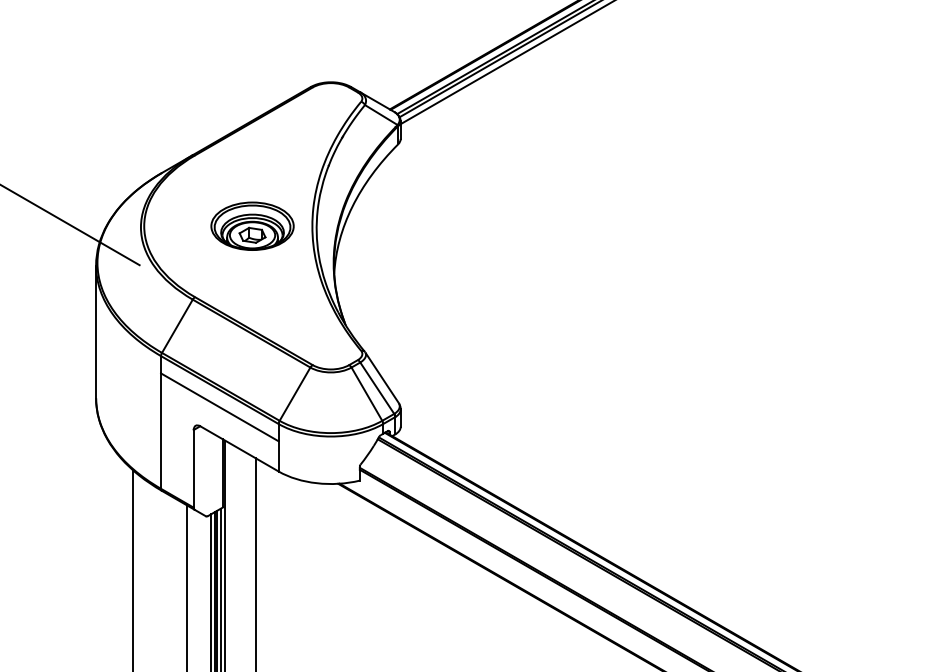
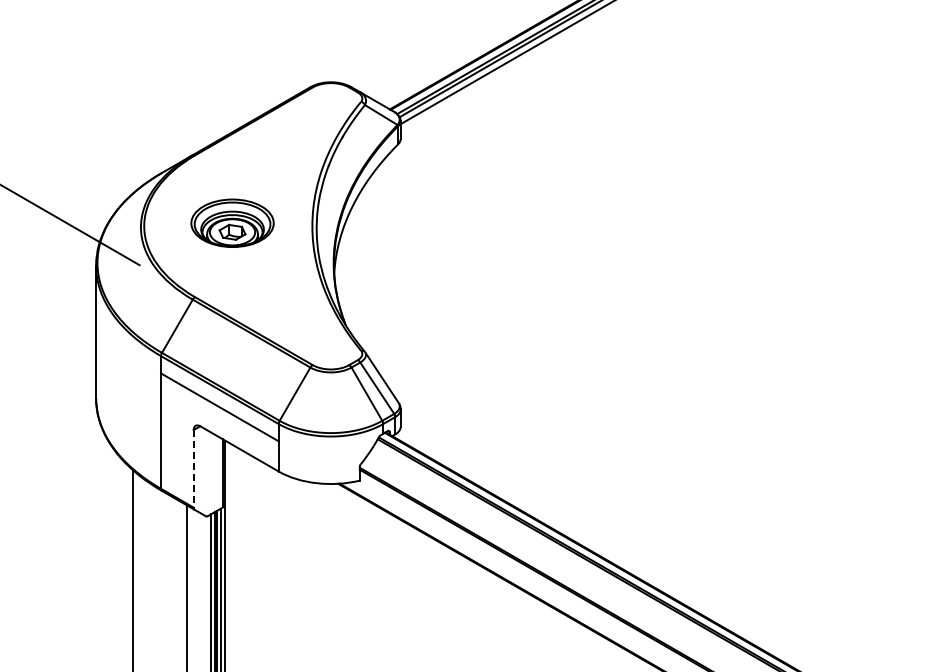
part position: (252, 225) -> (232, 222) (232, 222)
line: solid -> dashed (193, 468)
line: present -> none (255, 563)
